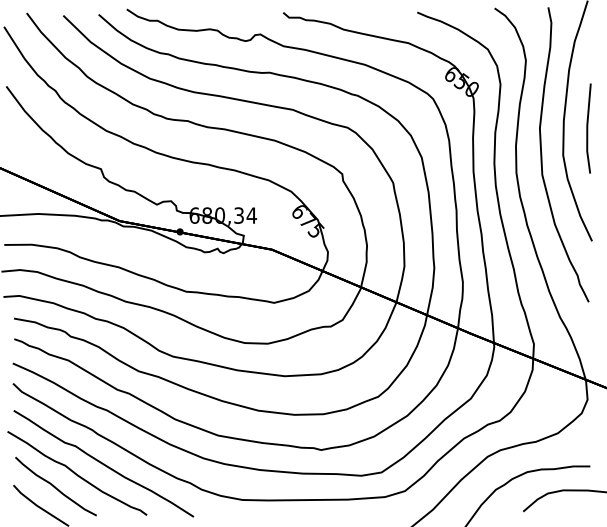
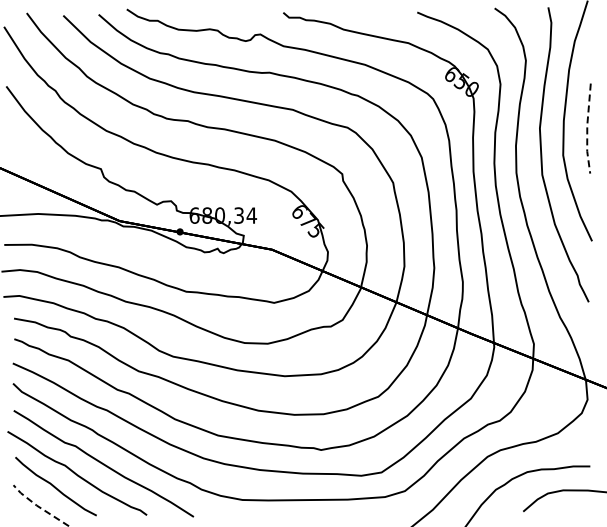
line: solid -> dashed (587, 128)
line: solid -> dashed (38, 506)
